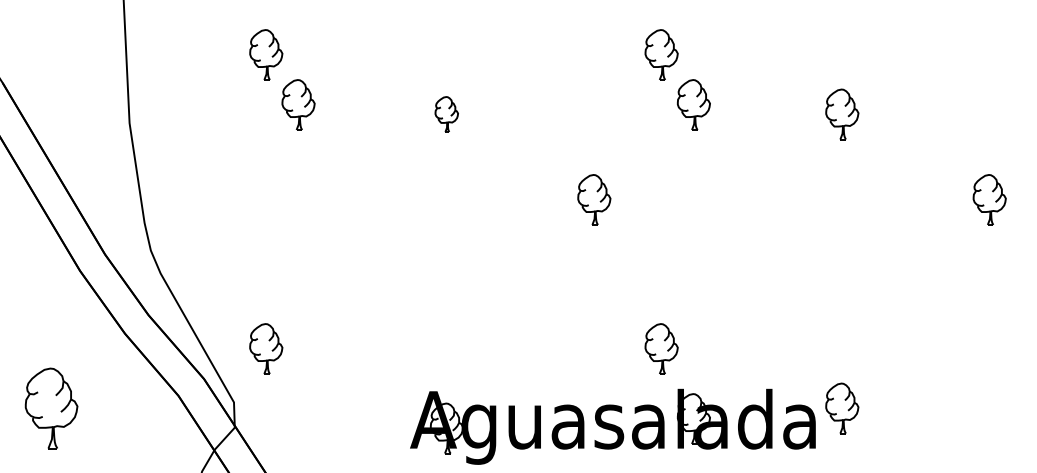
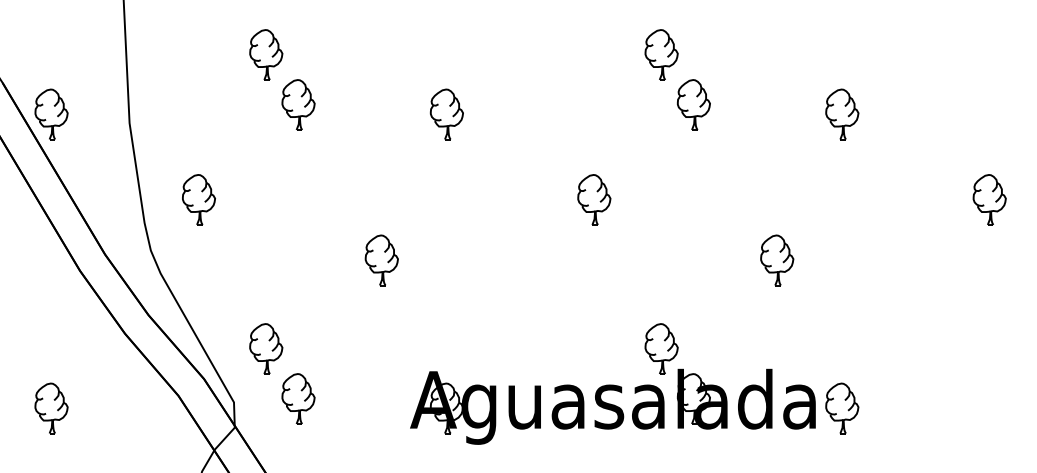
part: none -> present (51, 114)
part size: 25x37 px -> 35x53 px (446, 114)
part: none -> present (198, 199)
part: none -> present (381, 260)
part: none -> present (777, 260)
part: none -> present (298, 398)
part size: 55x83 px -> 35x53 px (51, 408)
part position: (612, 426) -> (612, 406) (612, 406)
